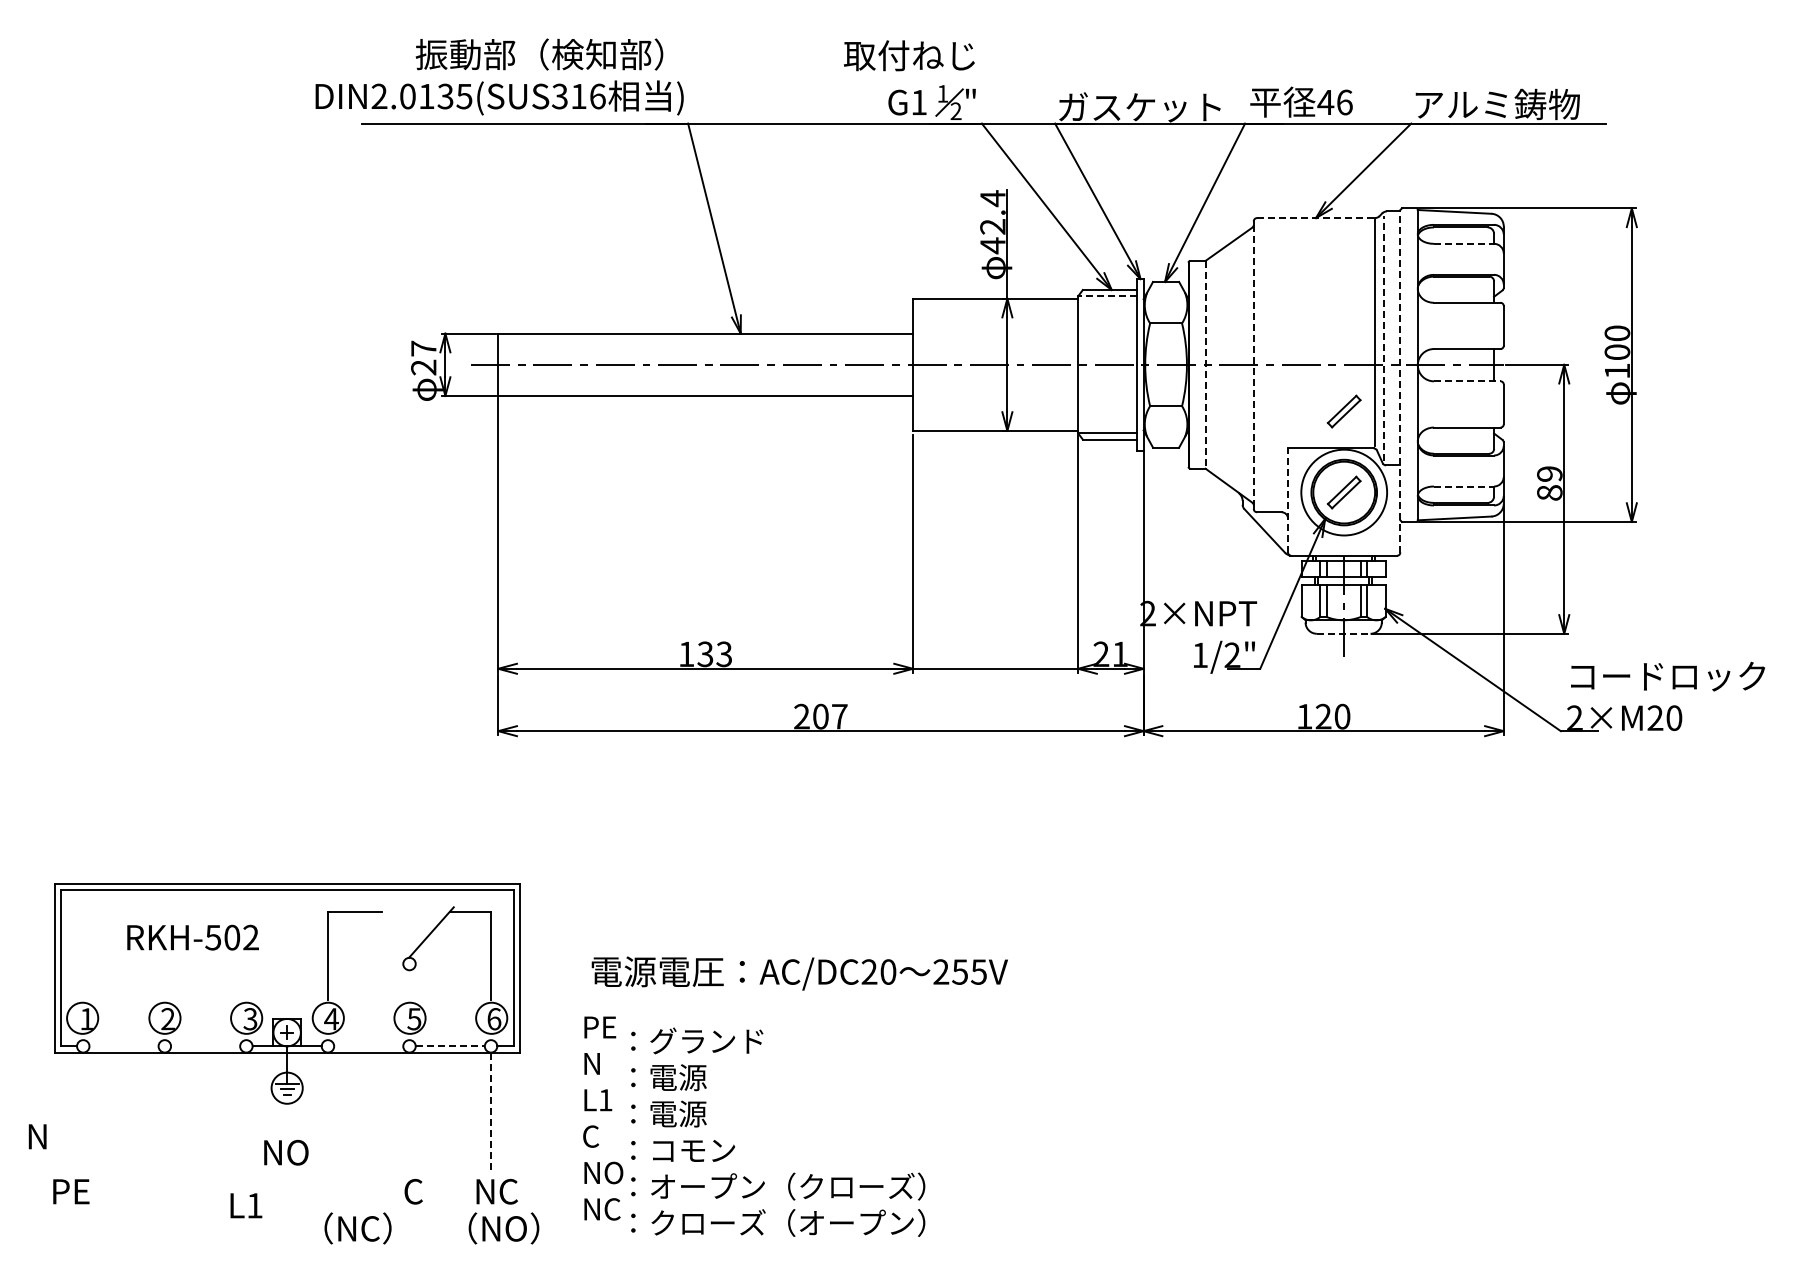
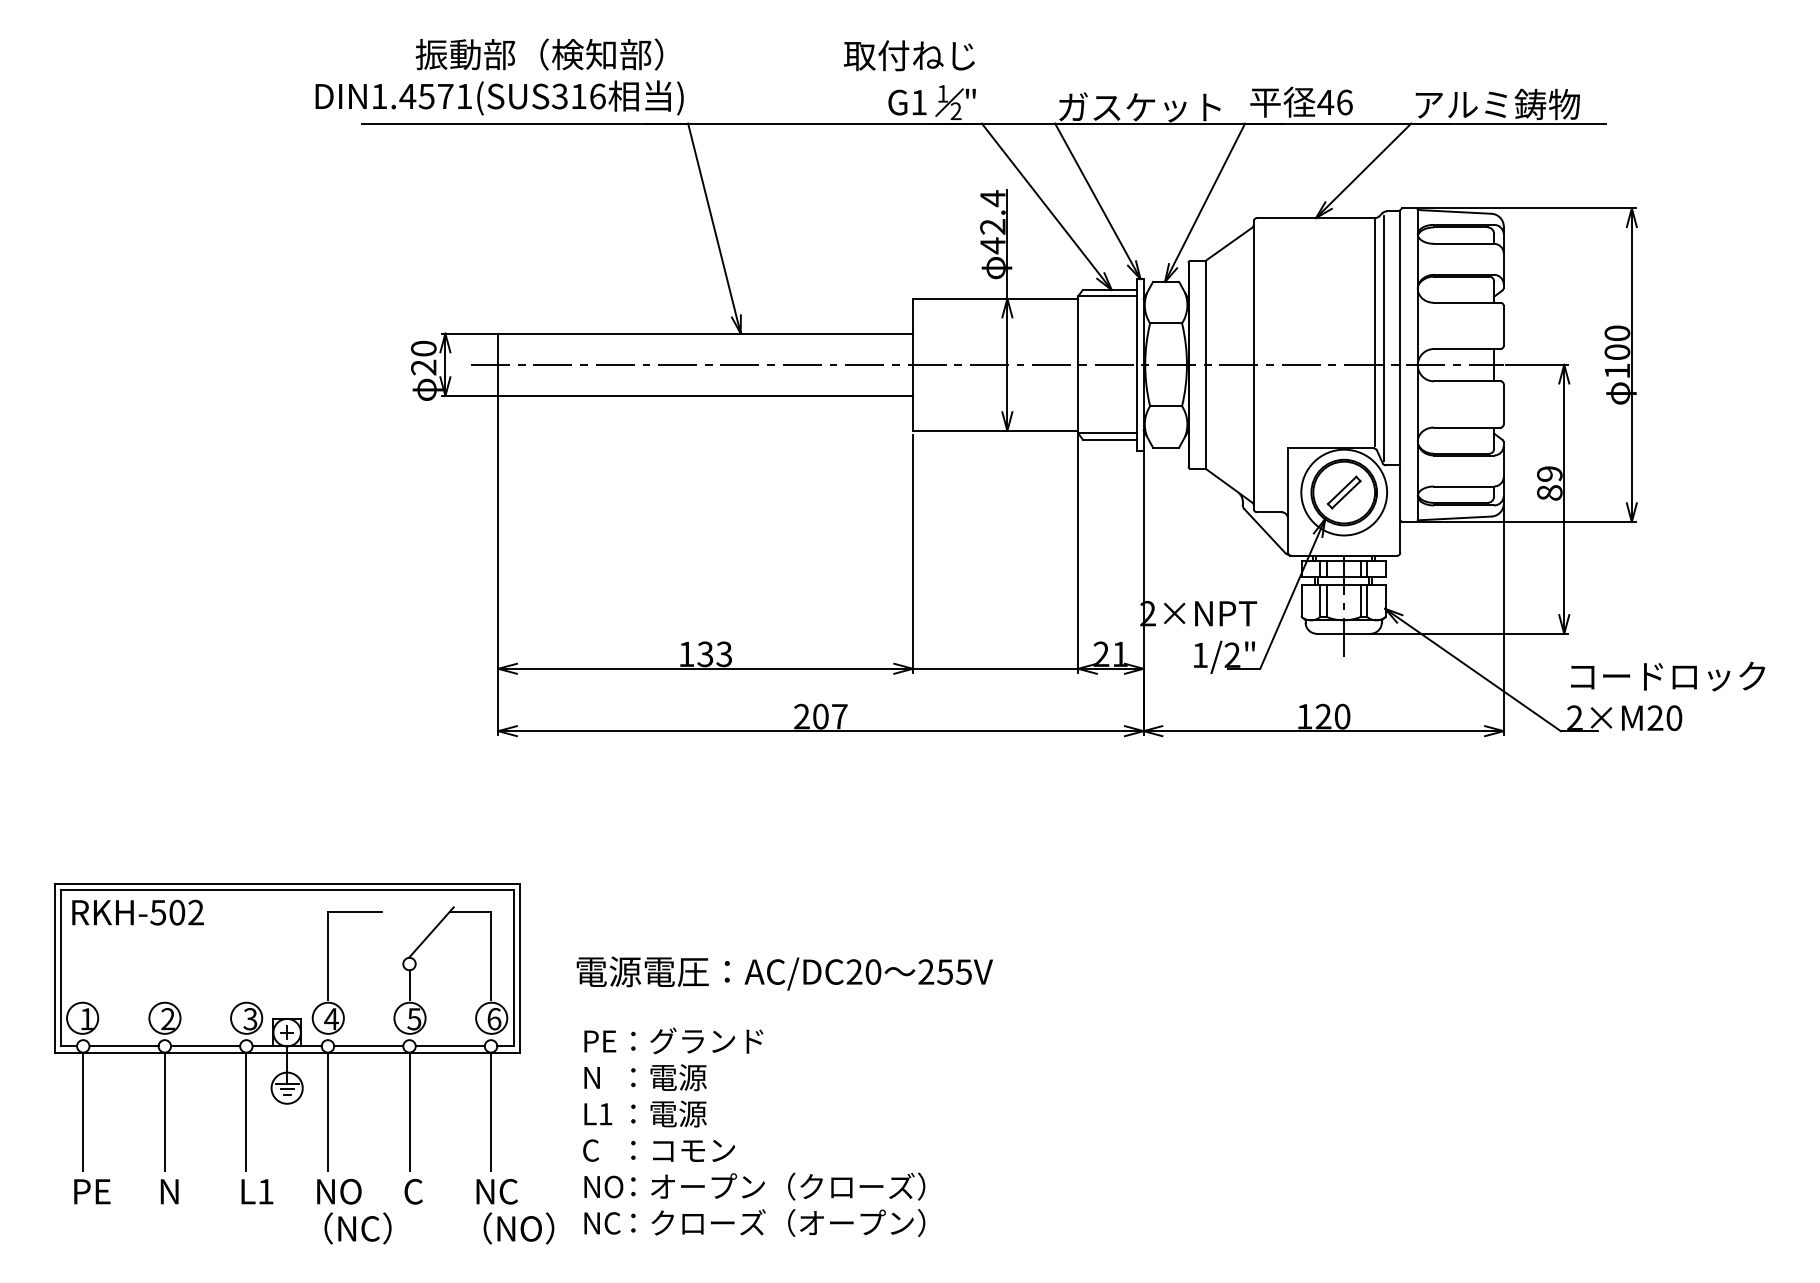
text: DIN2.0135(SUS316 -> DIN1.4571(SUS316 (421, 96)
line: dashed -> solid (1316, 218)
line: dashed -> solid (1464, 243)
line: dashed -> solid (1107, 296)
line: dashed -> solid (1384, 338)
text: 27 -> 20 (423, 348)
line: dashed -> solid (1205, 364)
line: dashed -> solid (1253, 365)
line: dashed -> solid (1400, 381)
line: dashed -> solid (1467, 381)
part: present -> none (1343, 411)
line: dashed -> solid (1464, 486)
line: dashed -> solid (1288, 500)
line: dashed -> solid (1343, 633)
text position: (192, 937) -> (137, 912) (137, 912)
text position: (799, 973) -> (784, 973) (784, 973)
line: none -> present (409, 984)
line: none -> present (123, 1046)
line: none -> present (205, 1046)
line: none -> present (368, 1046)
line: dashed -> solid (450, 1046)
line: none -> present (83, 1111)
line: none -> present (164, 1111)
line: none -> present (246, 1111)
line: none -> present (327, 1111)
line: none -> present (409, 1111)
line: dashed -> solid (491, 1112)
text position: (603, 1118) -> (603, 1132) (603, 1132)
text position: (37, 1136) -> (169, 1191) (169, 1191)
text position: (286, 1152) -> (339, 1191) (339, 1191)
text position: (71, 1191) -> (92, 1191) (92, 1191)
text position: (246, 1205) -> (257, 1191) (257, 1191)
text position: (503, 1228) -> (518, 1228) (518, 1228)
